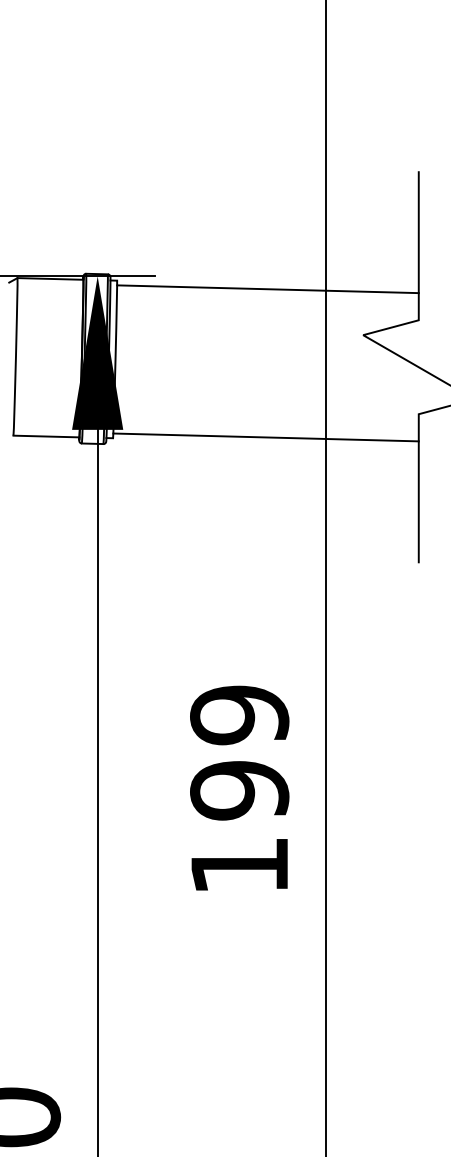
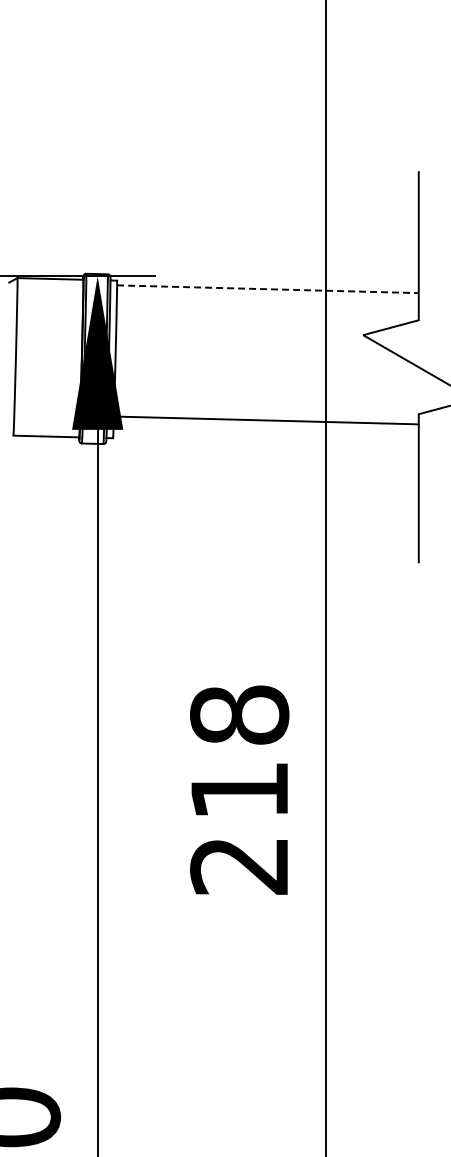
line: solid -> dashed (267, 289)
line position: (265, 437) -> (265, 420) (265, 420)
text: 199 -> 218 (239, 789)
